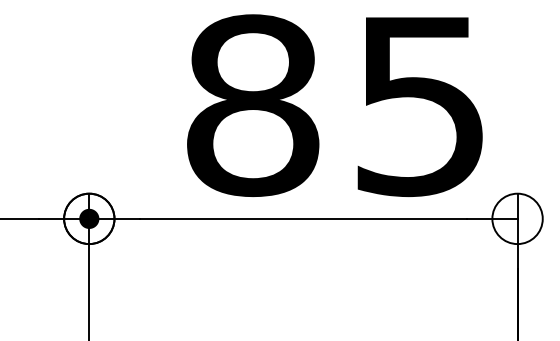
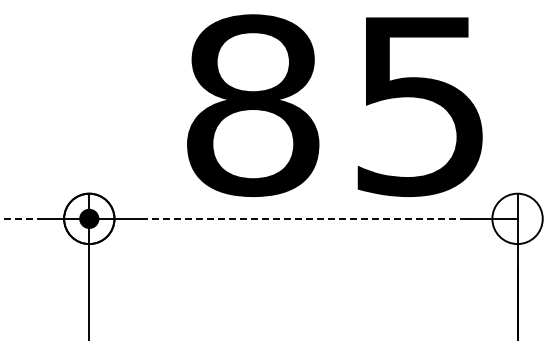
line: solid -> dashed (19, 218)
line: solid -> dashed (303, 218)
